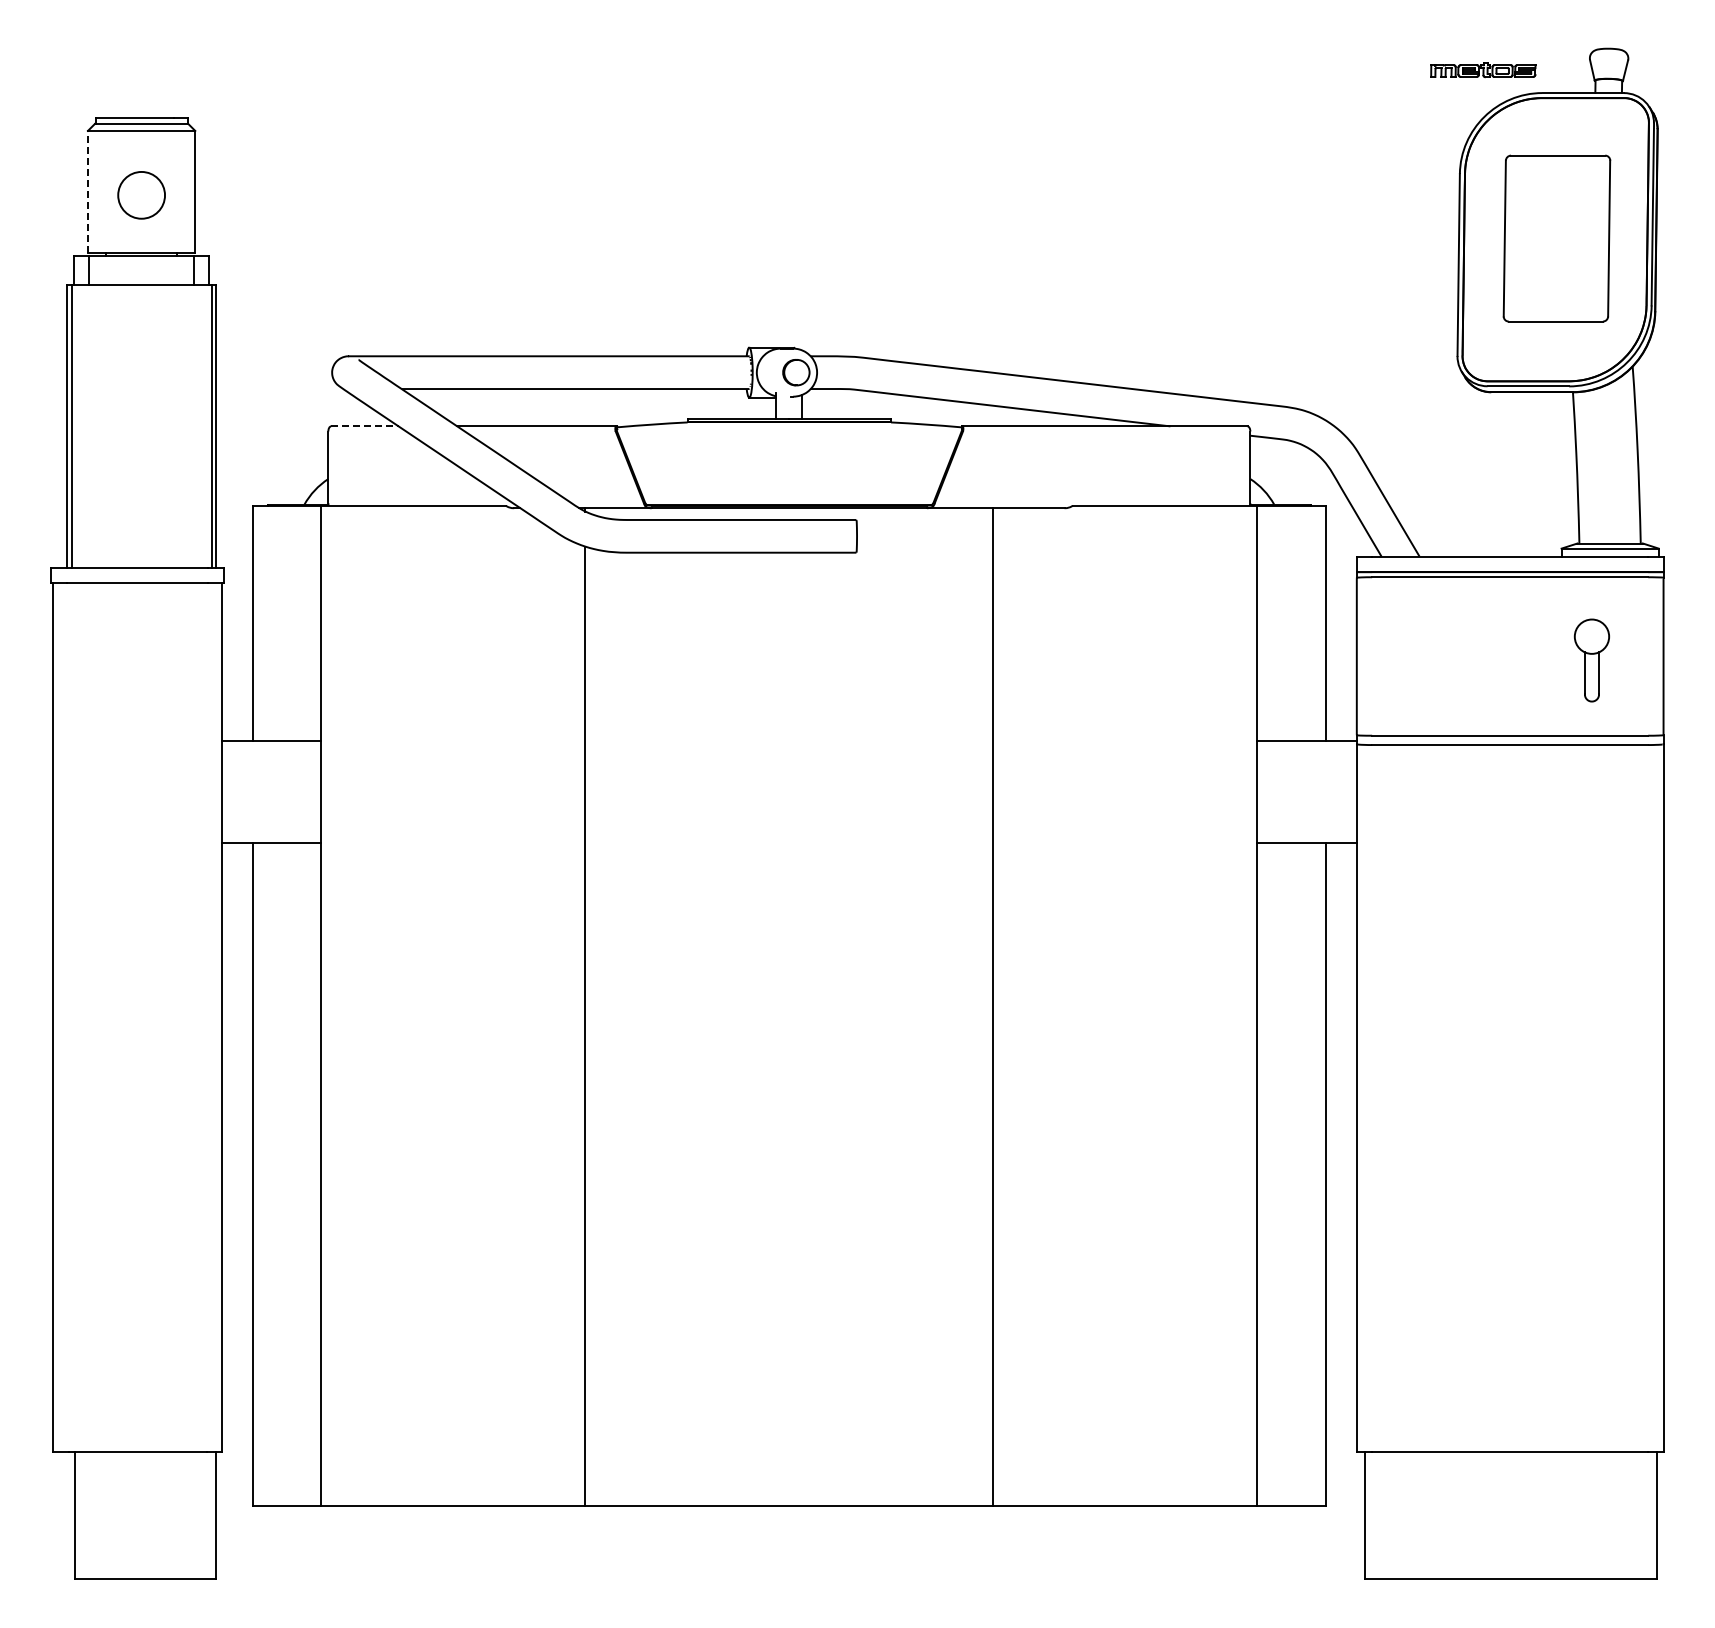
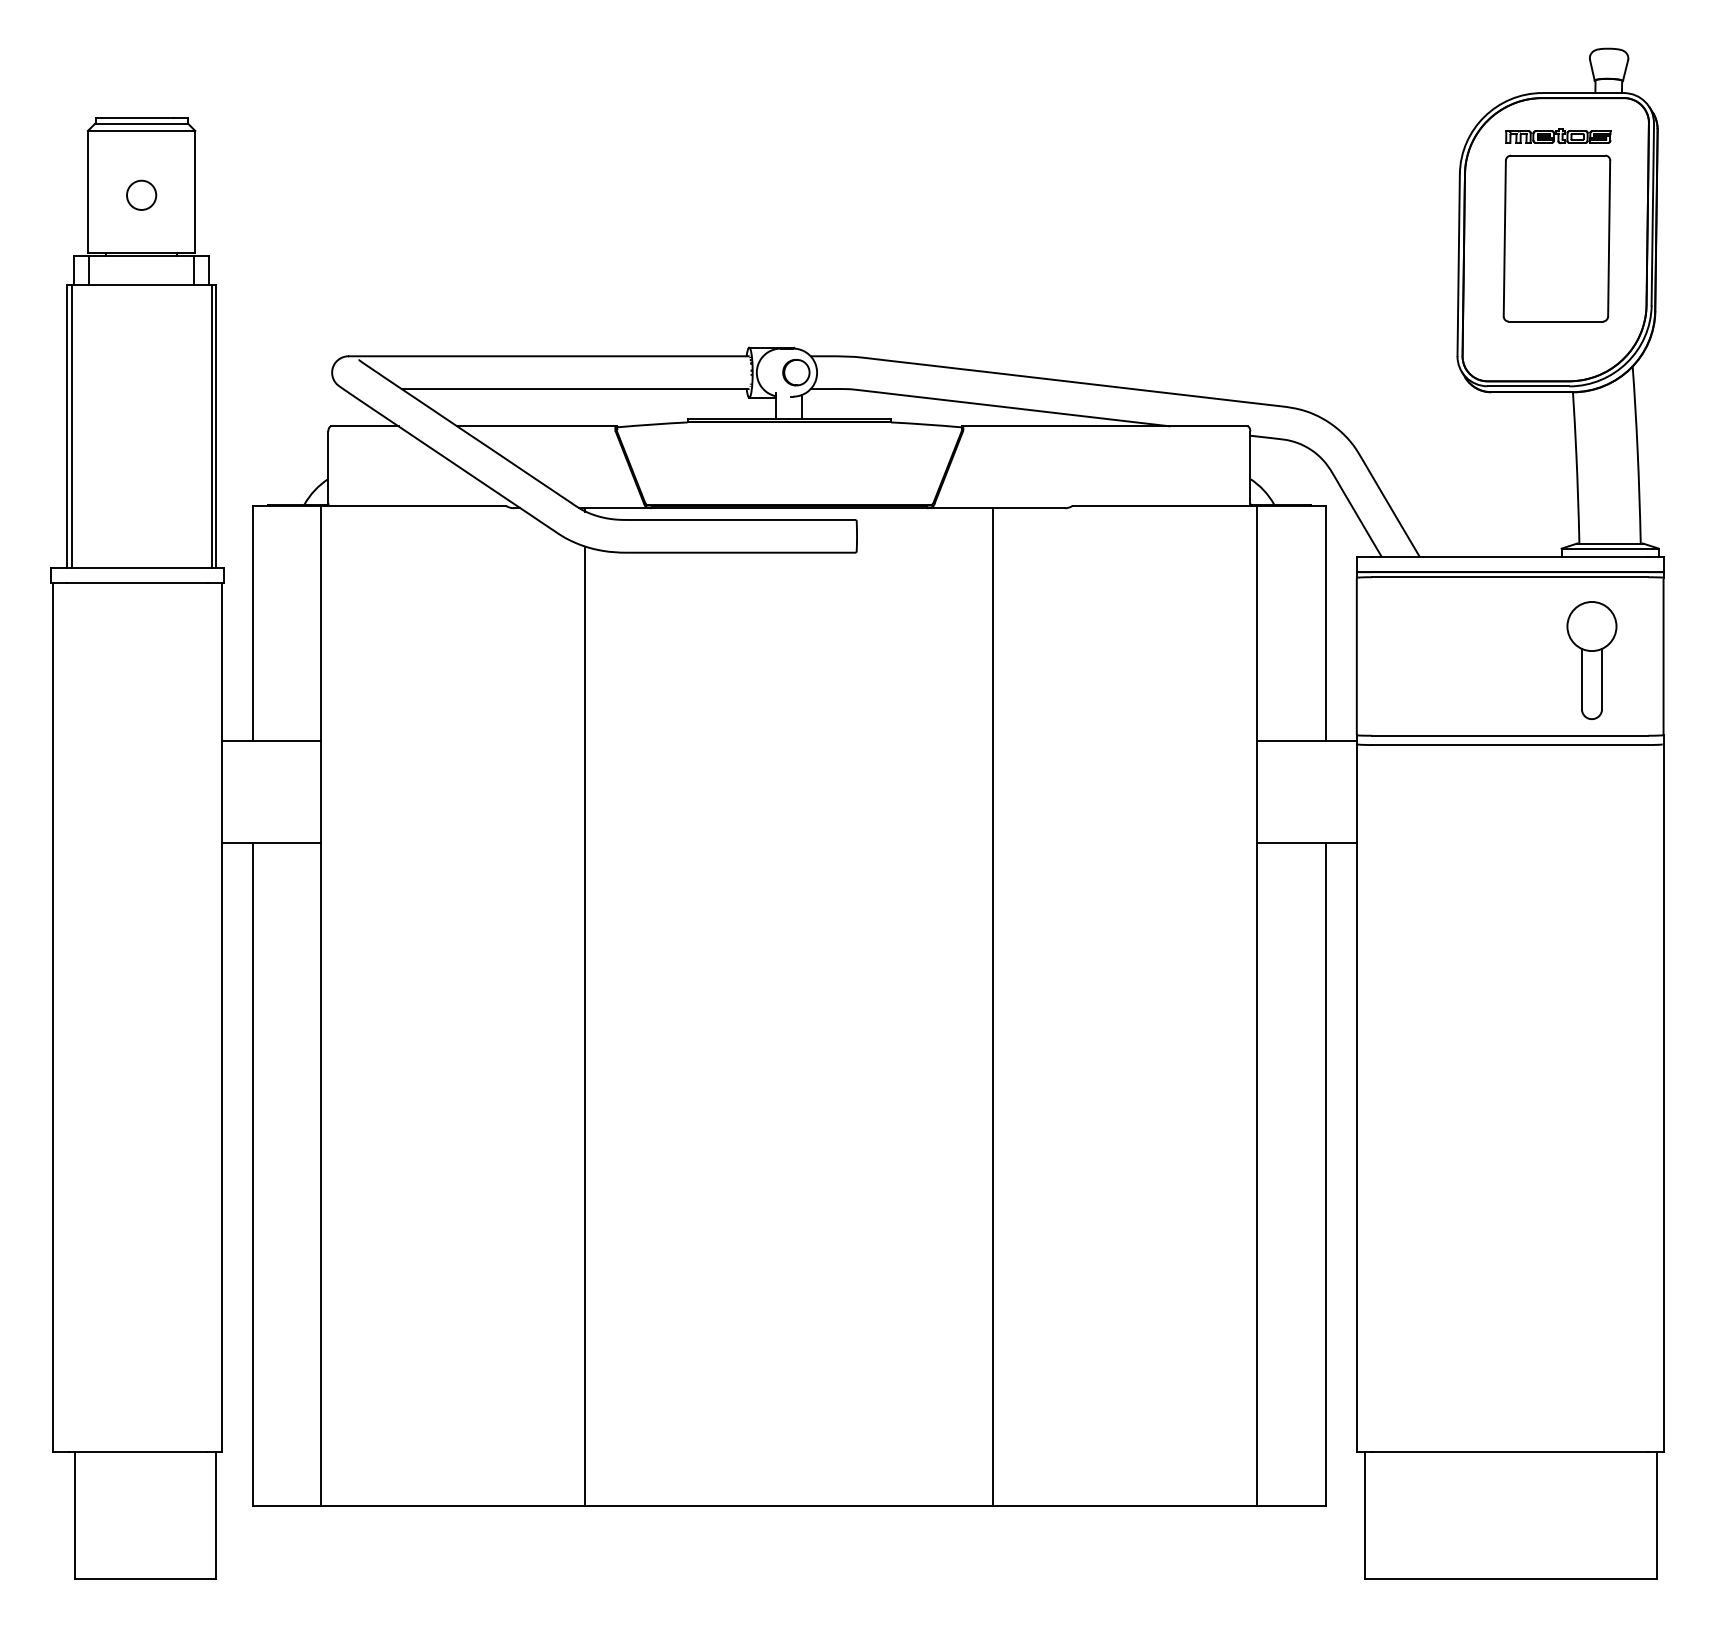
part position: (1483, 70) -> (1558, 136) (1558, 136)
line: dashed -> solid (87, 191)
circle diameter: 47 px -> 29 px (141, 194)
line: dashed -> solid (364, 426)
part size: 37x85 px -> 52x119 px (1591, 660)
